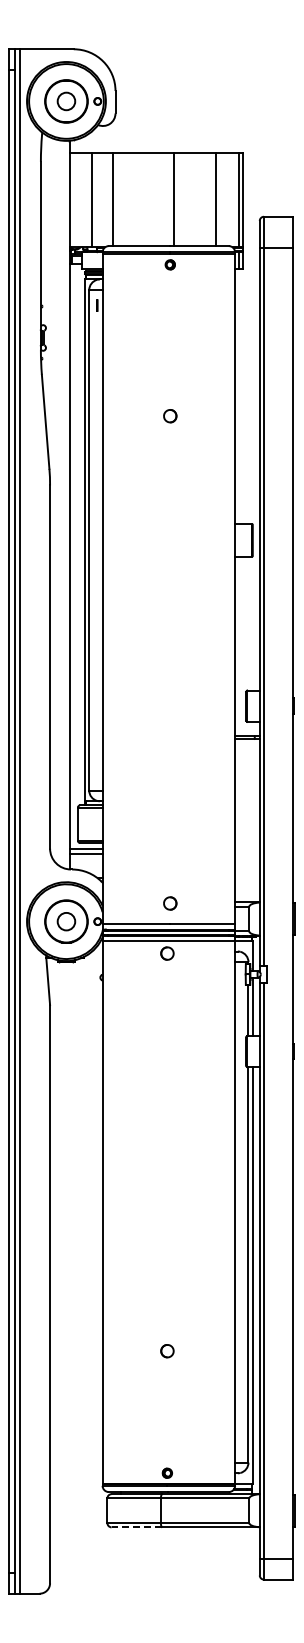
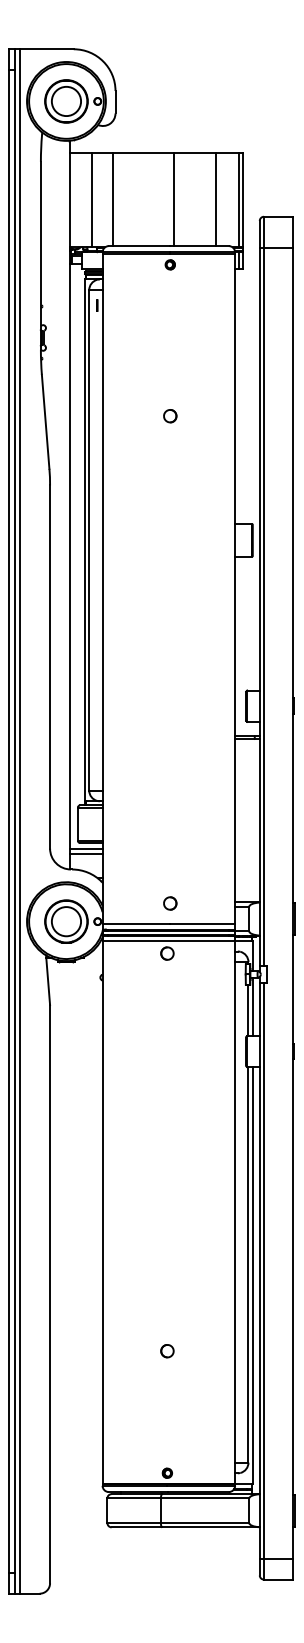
circle diameter: 18 px -> 29 px (66, 101)
circle diameter: 18 px -> 29 px (66, 921)
line: dashed -> solid (136, 1527)
